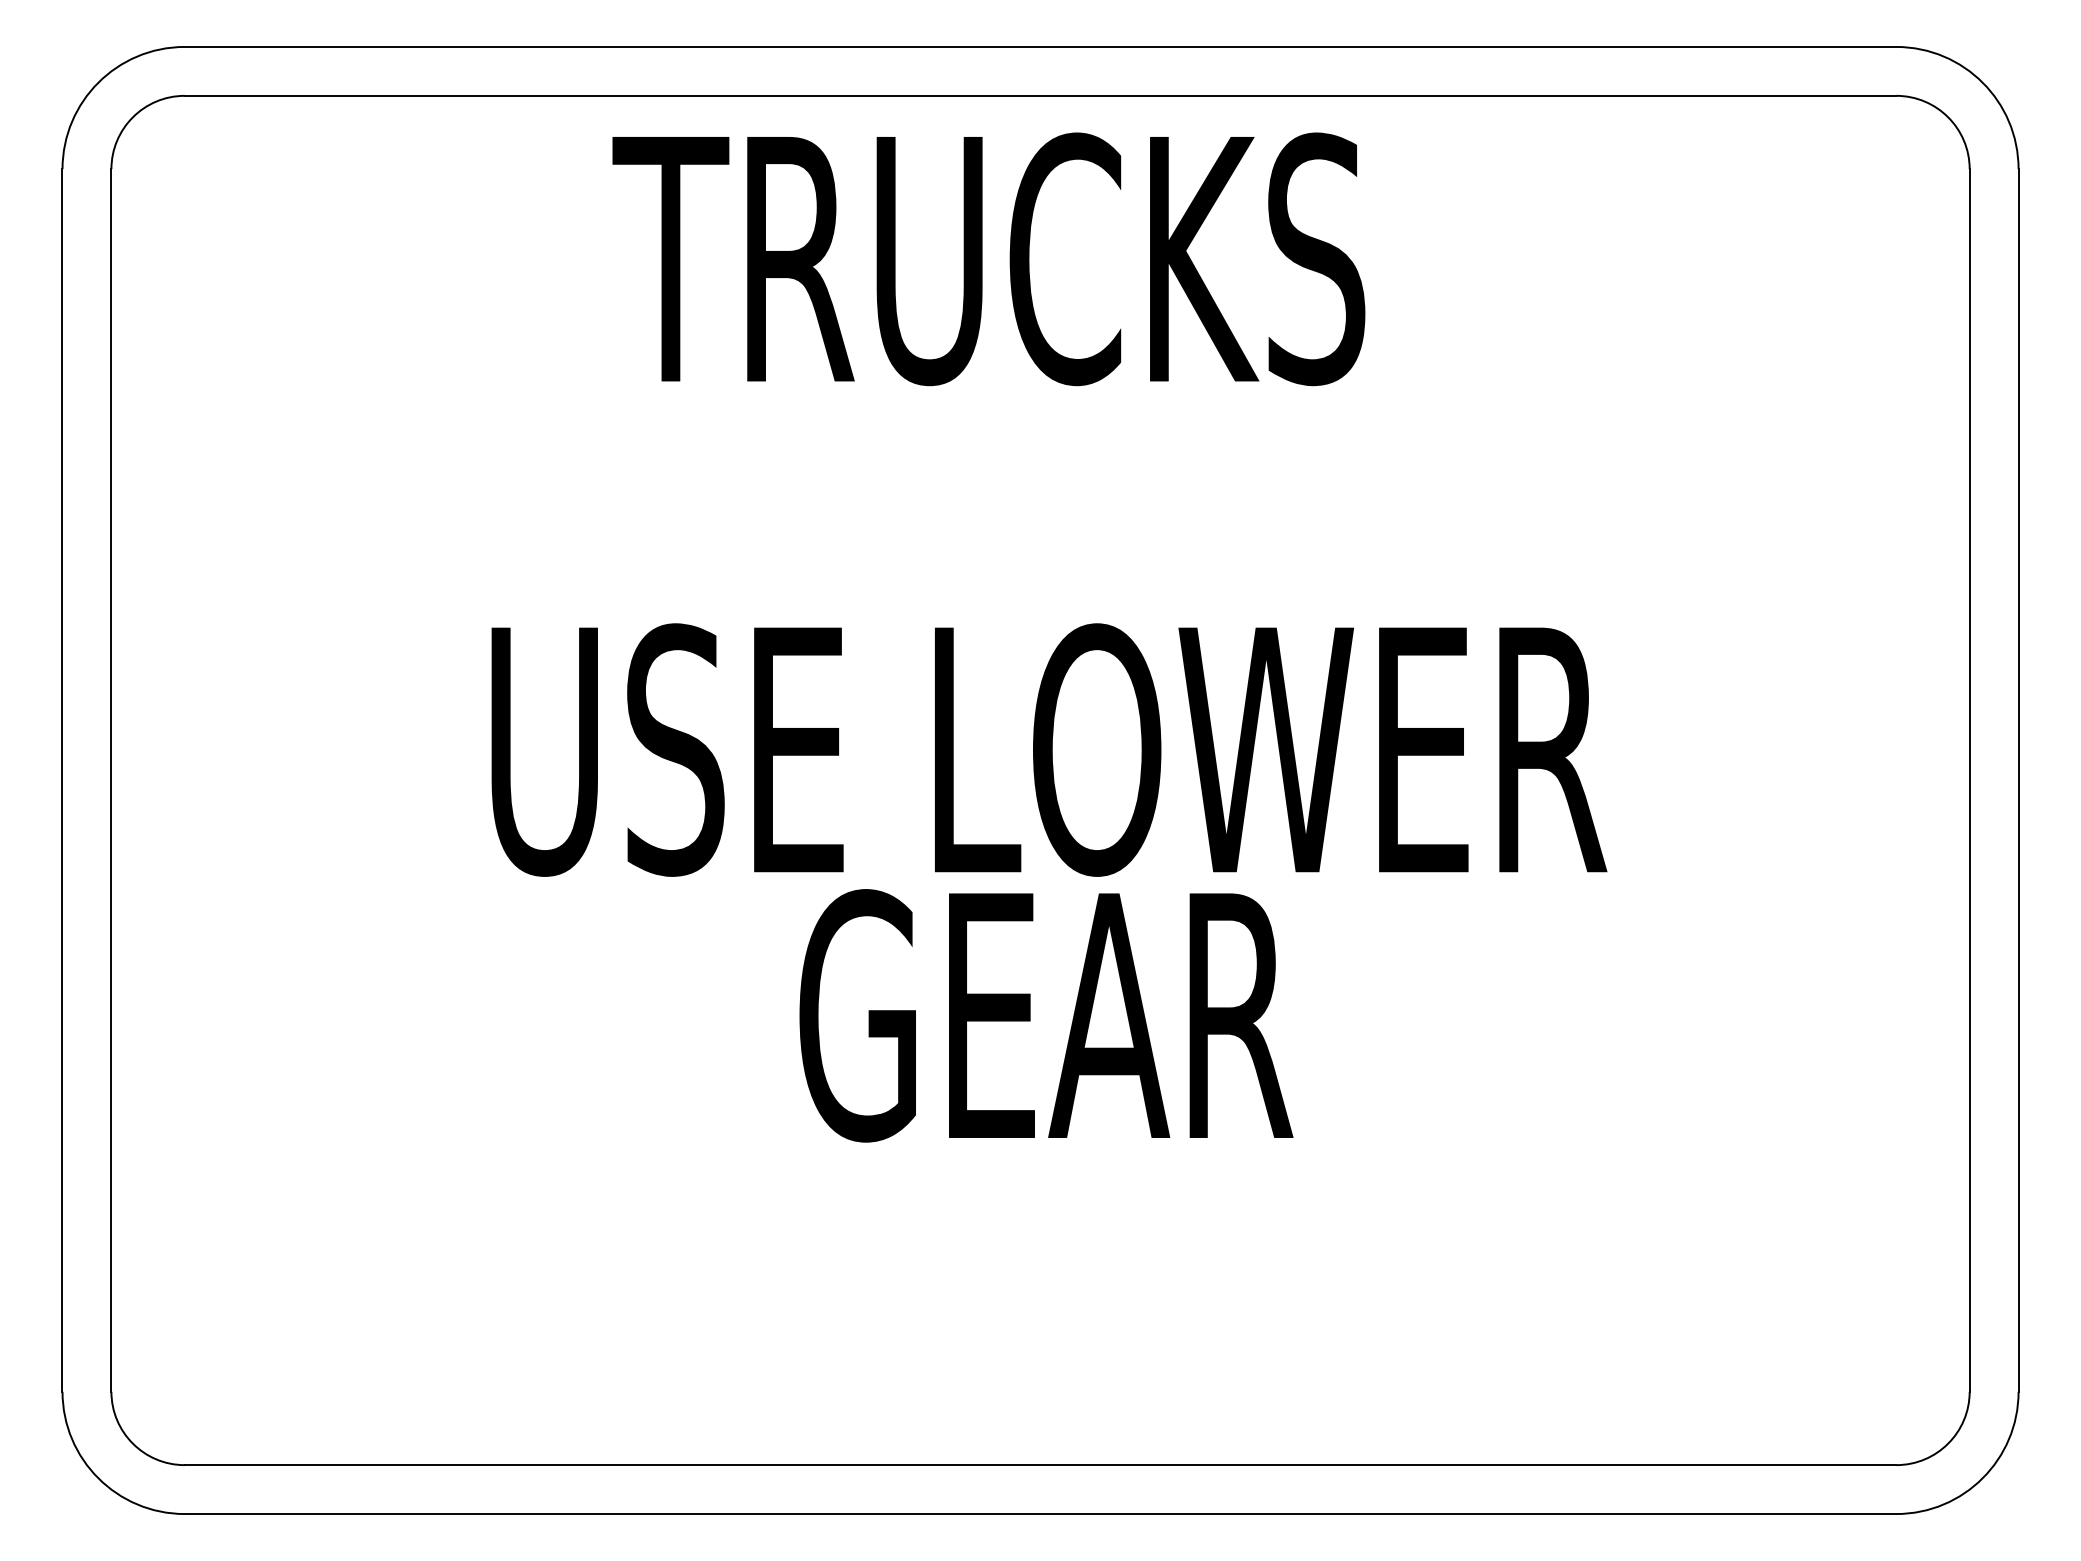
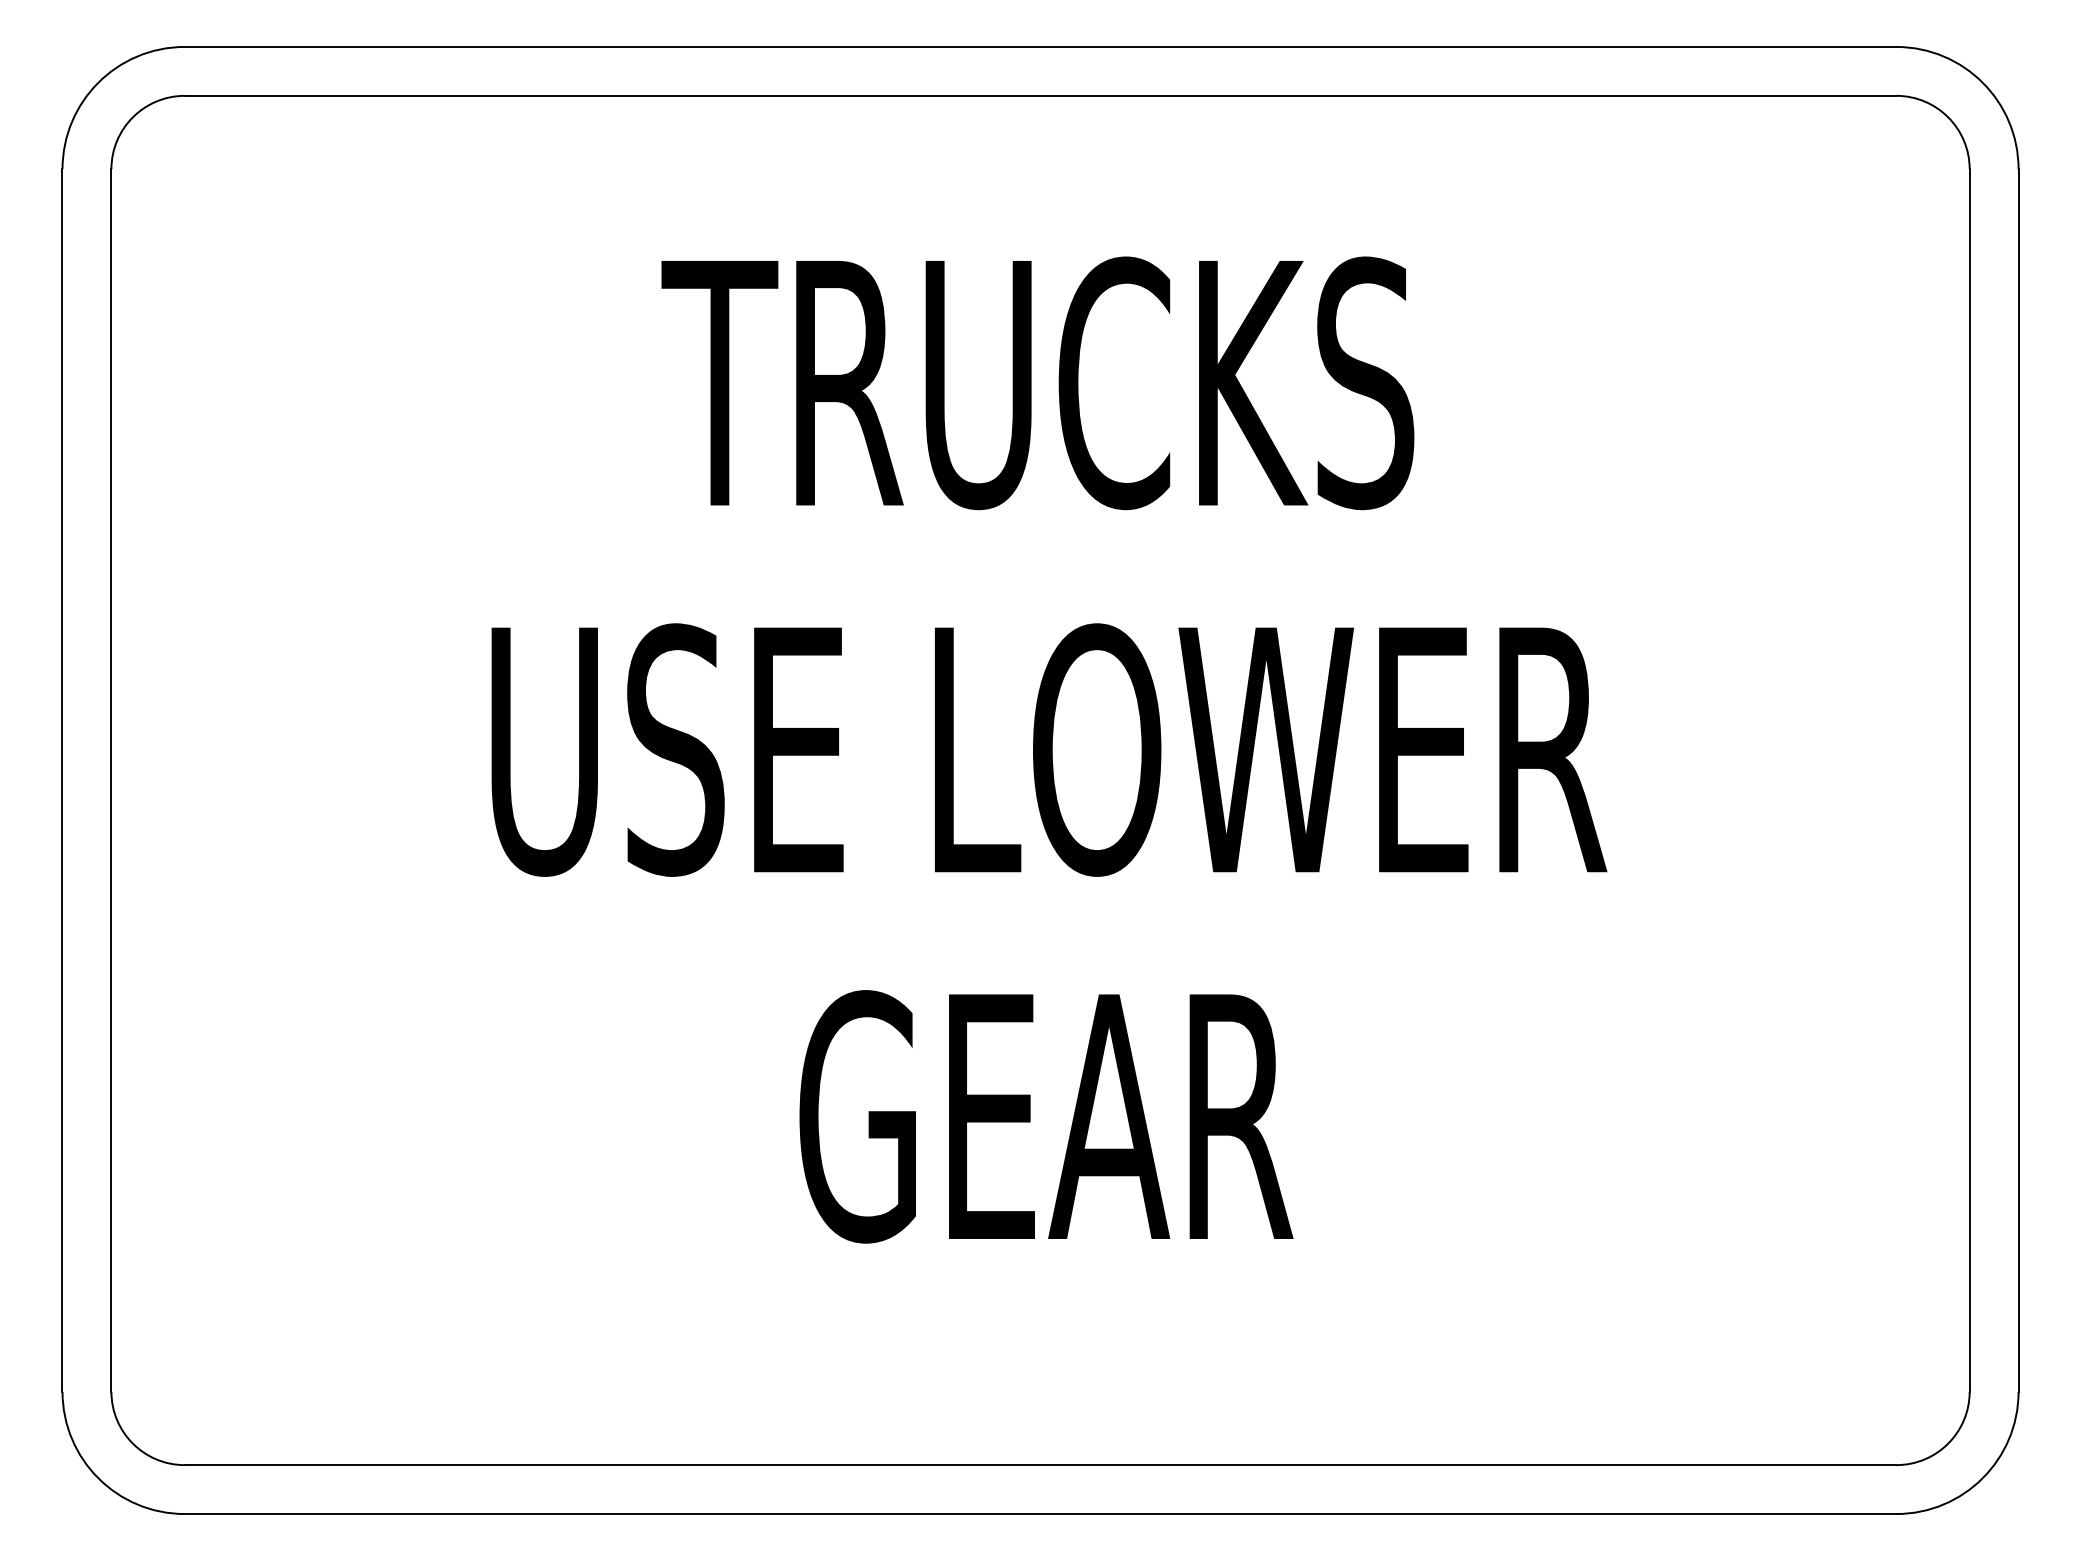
text position: (988, 259) -> (1037, 383) (1037, 383)
text position: (1046, 1015) -> (1046, 1116) (1046, 1116)
